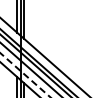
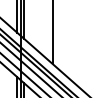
line: none -> present (52, 32)
line: dashed -> solid (25, 75)
